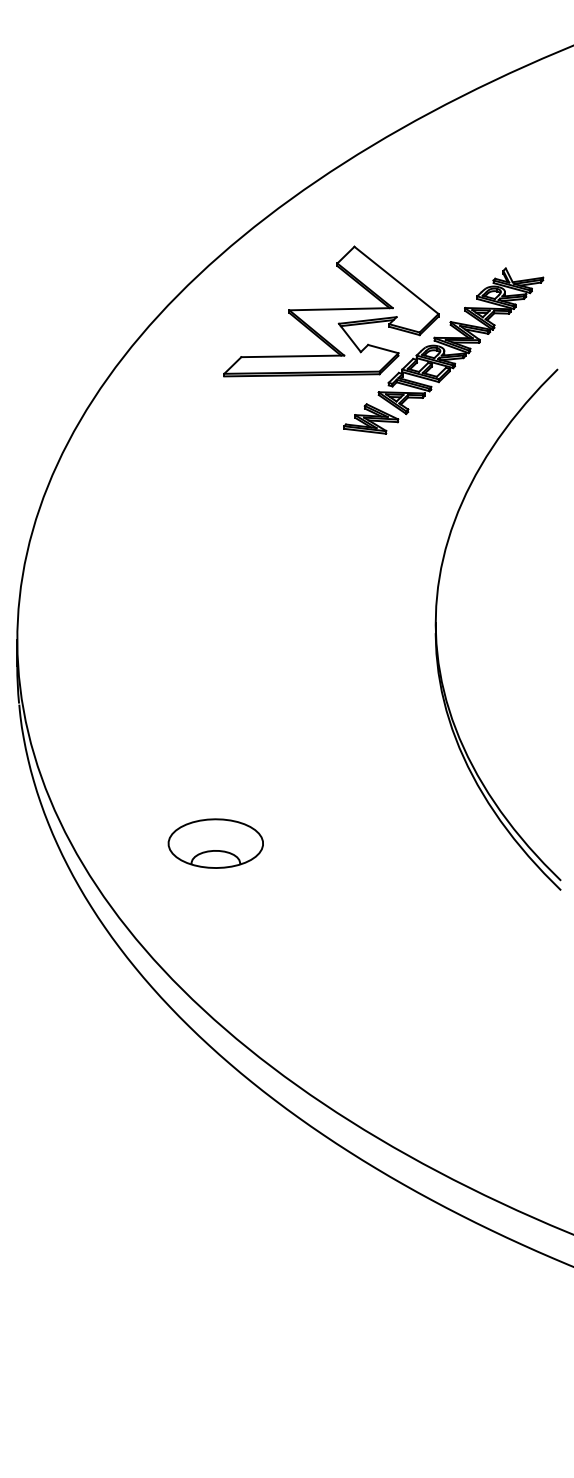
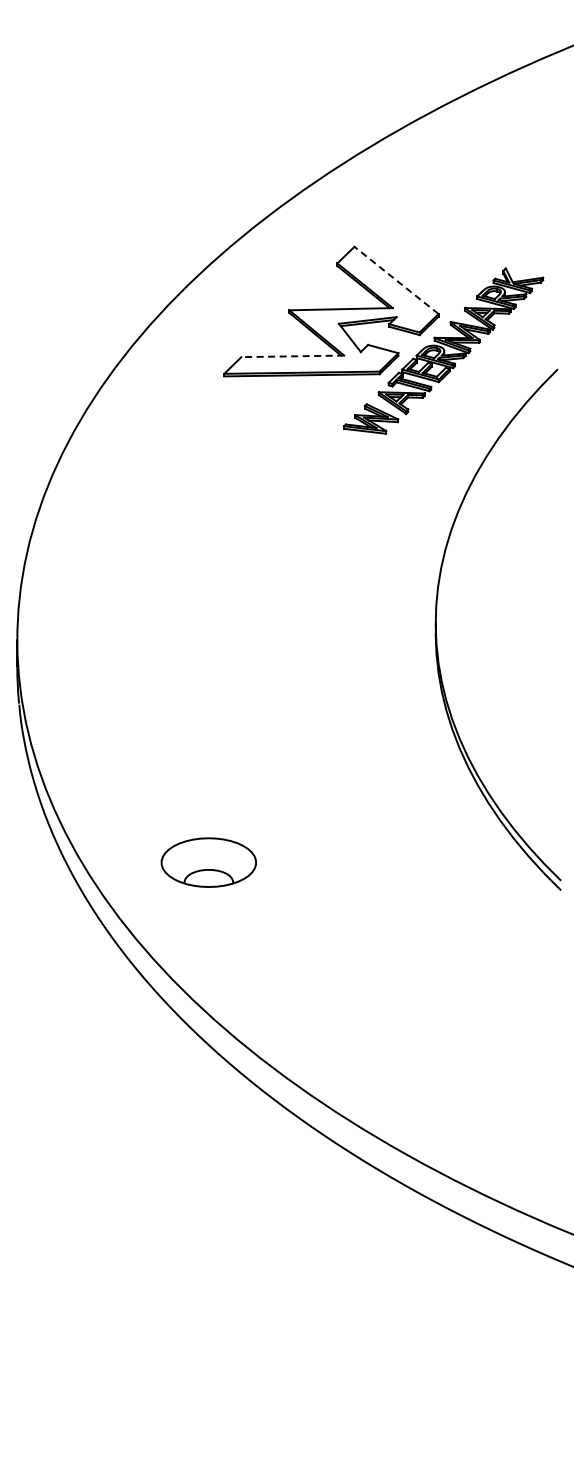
line: solid -> dashed (396, 280)
line: solid -> dashed (292, 356)
part position: (215, 843) -> (208, 862) (208, 862)
